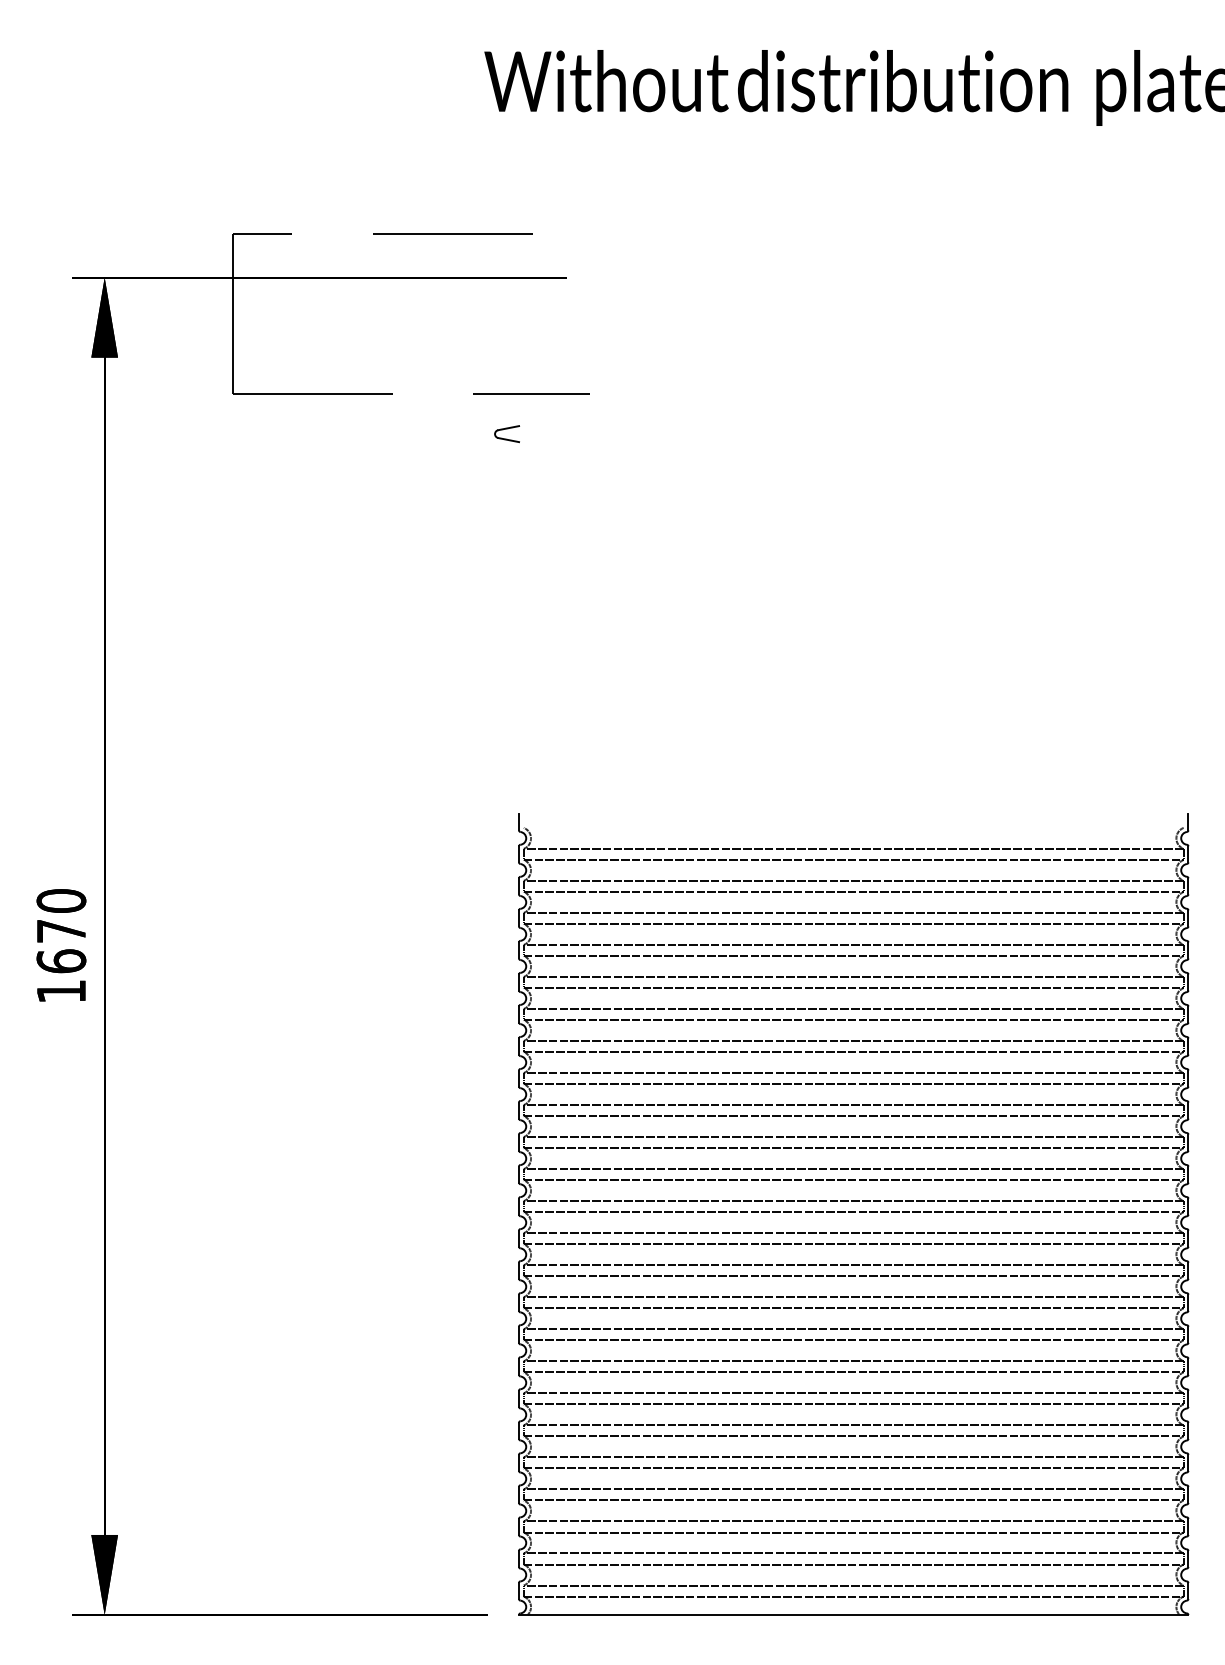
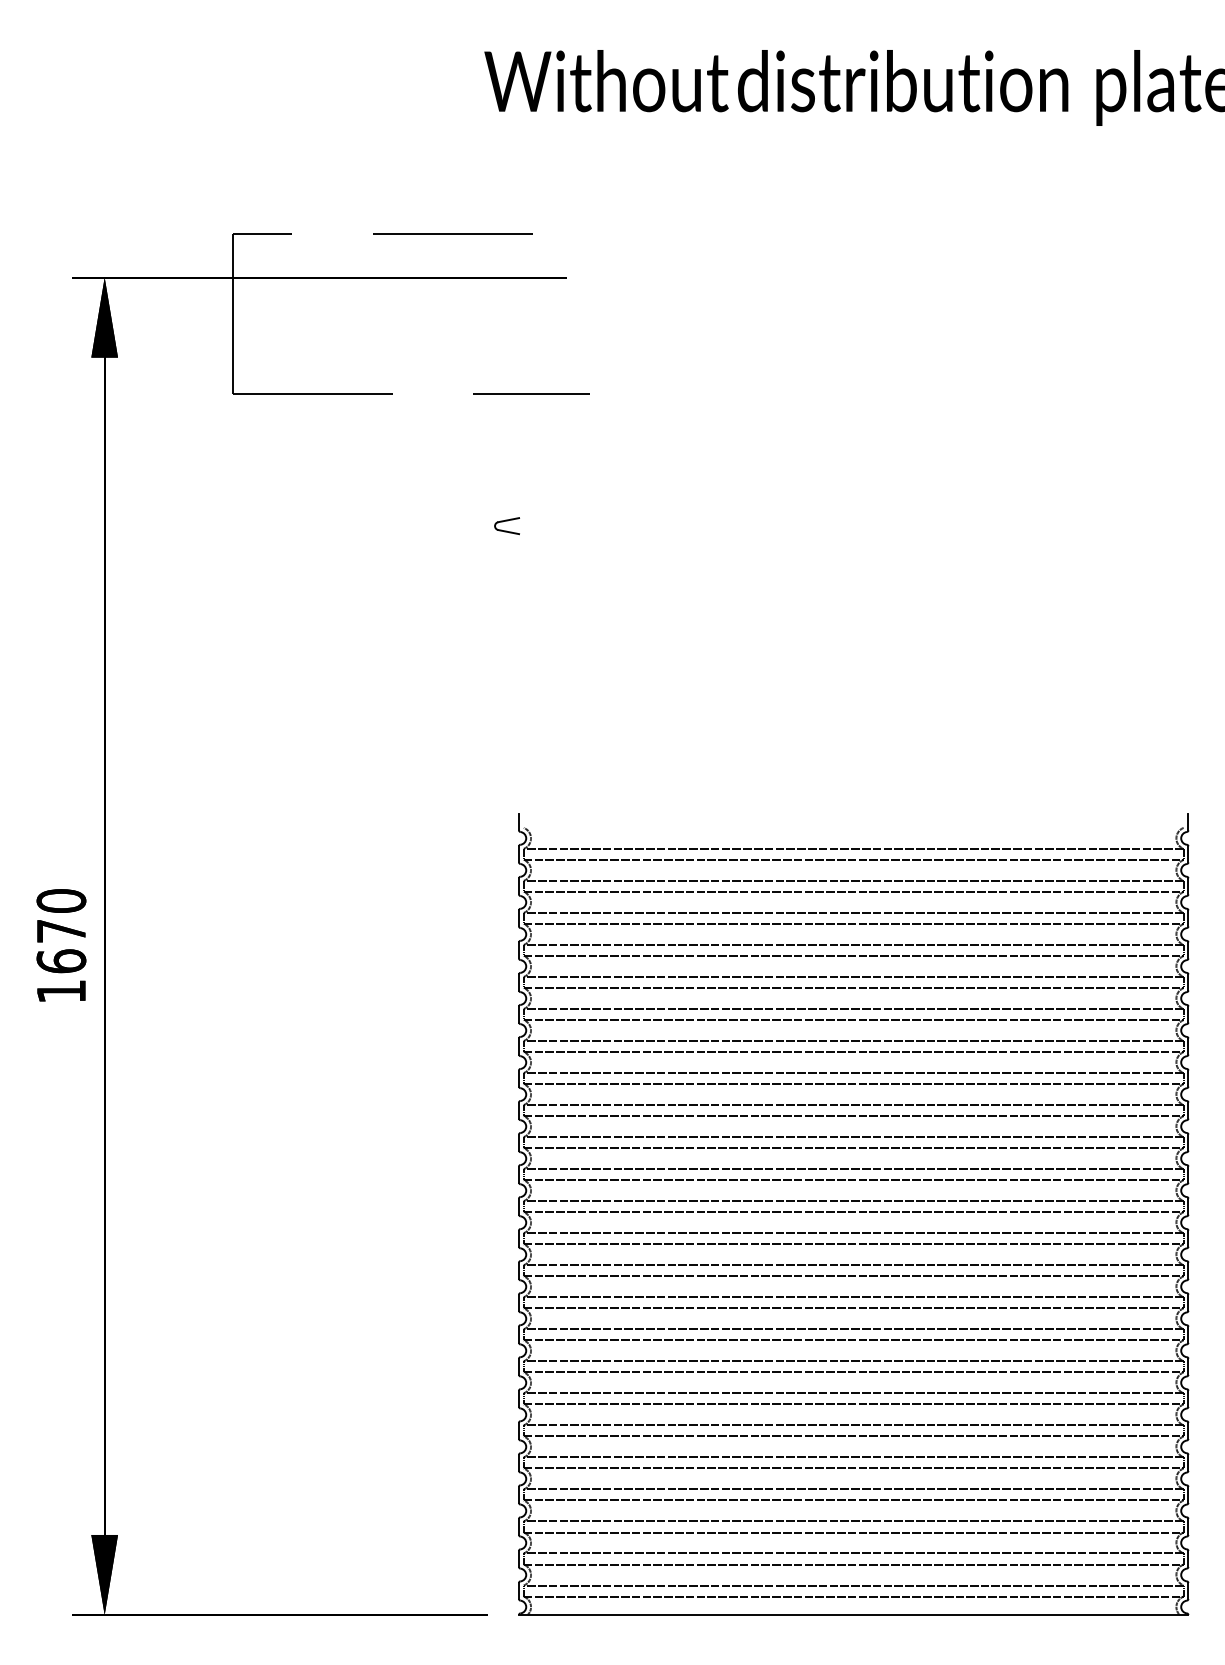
part position: (506, 434) -> (506, 526) (506, 526)
